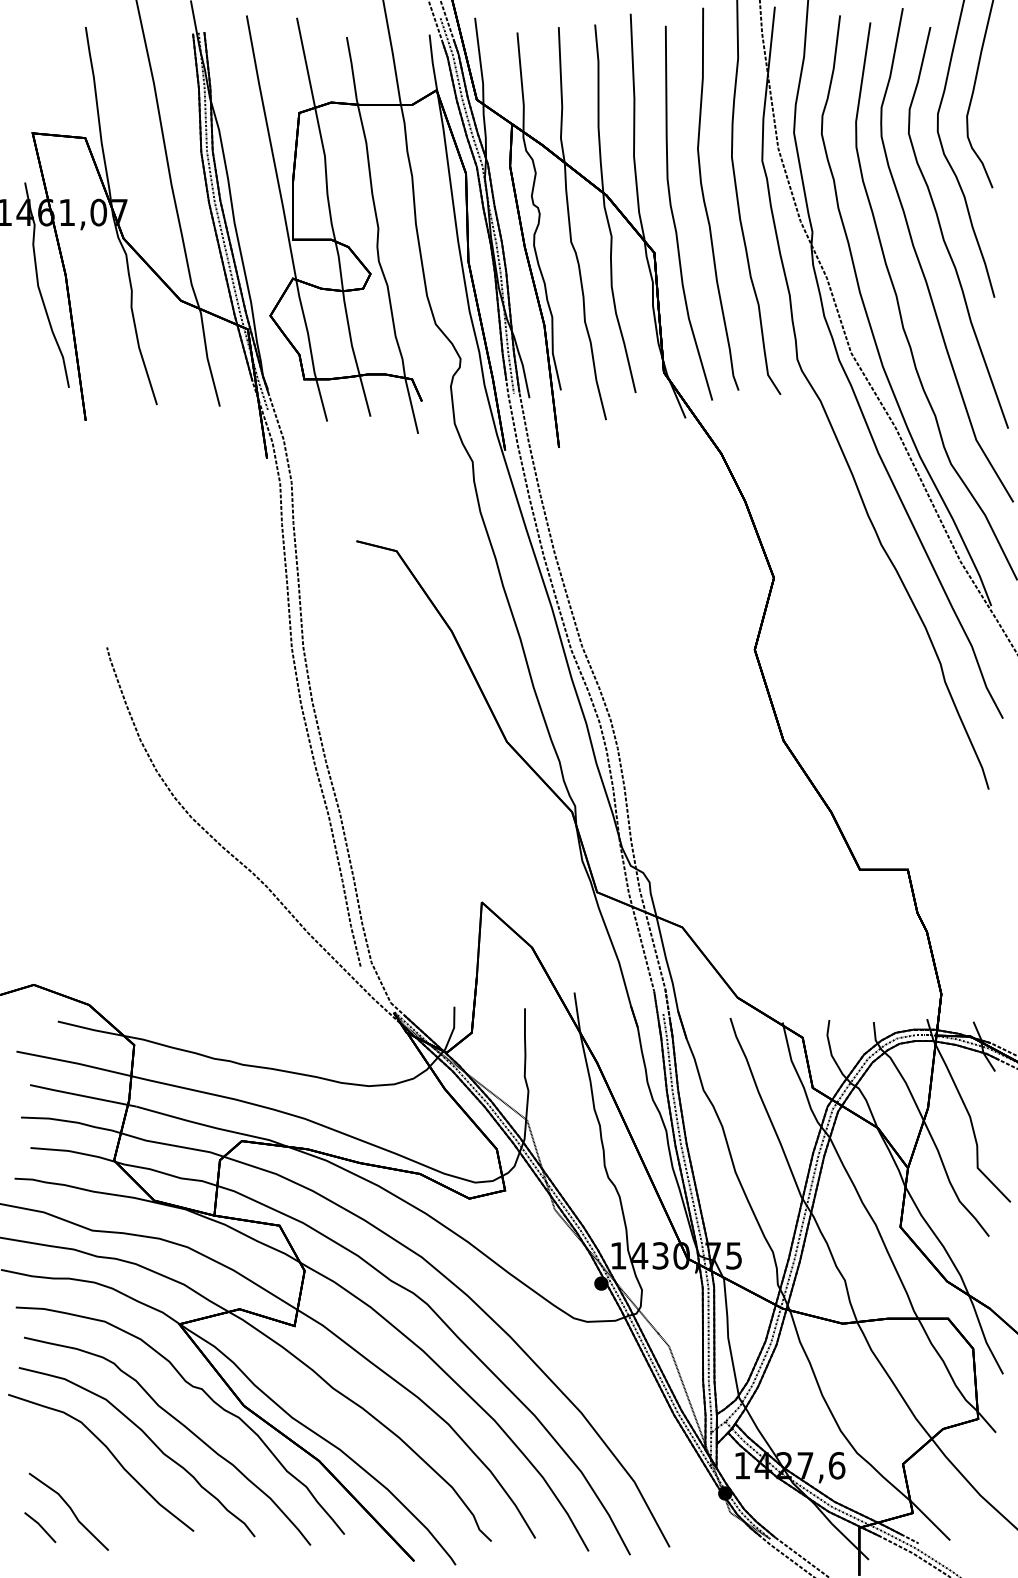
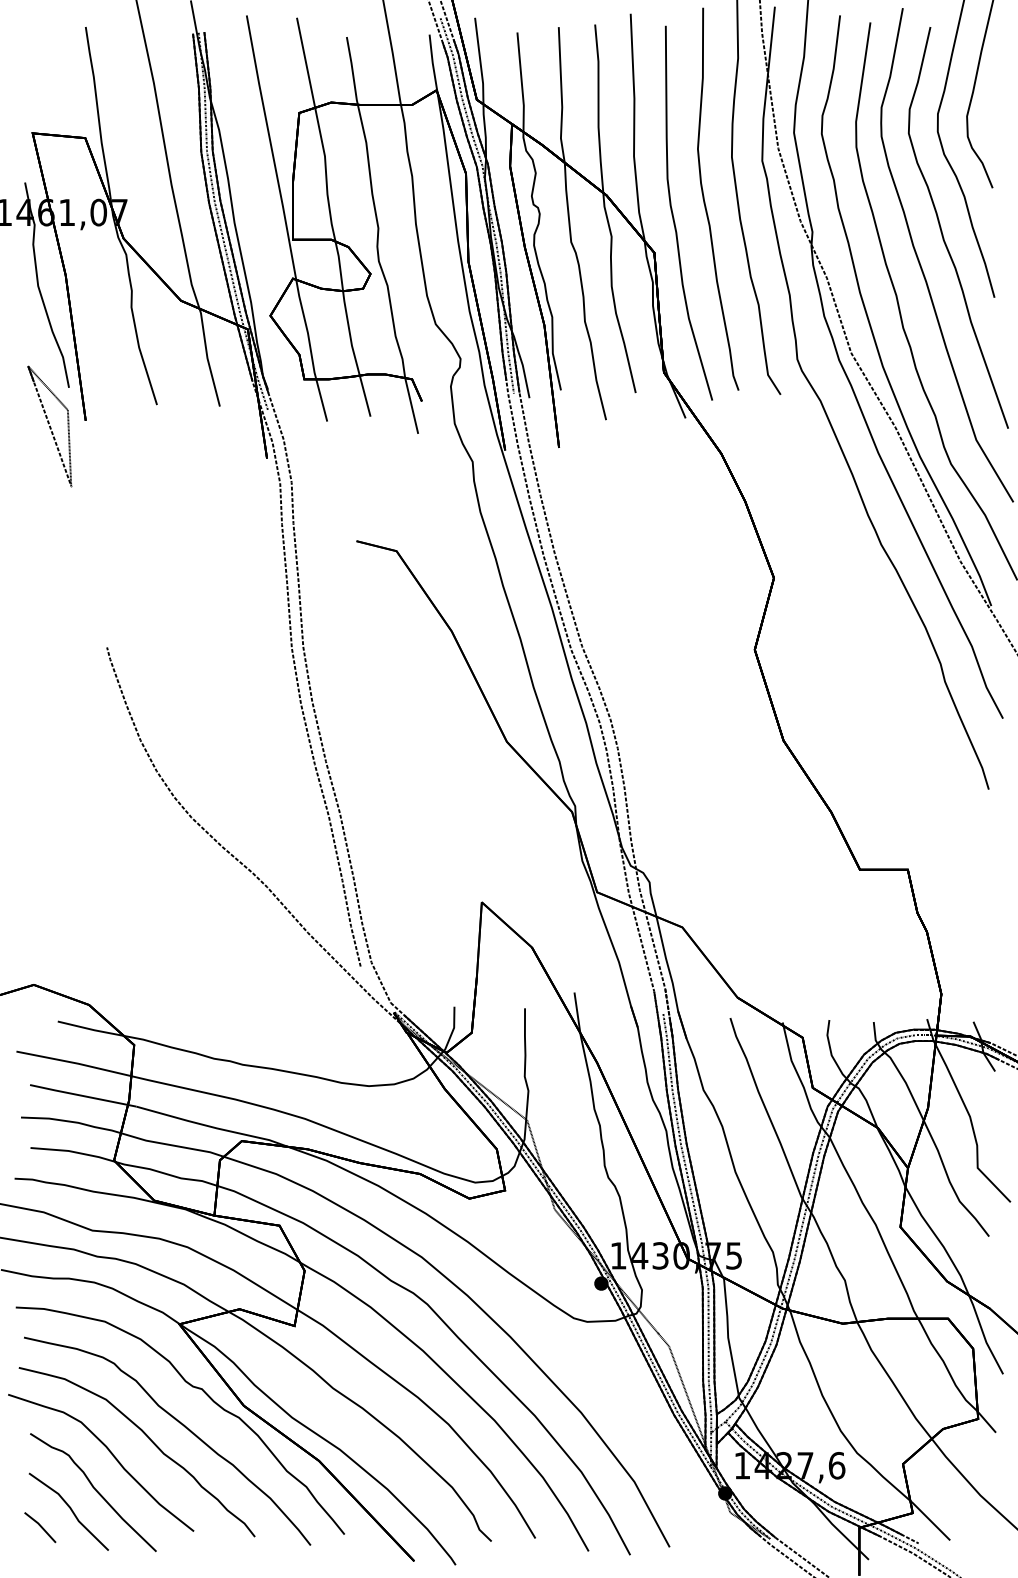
part: none -> present (49, 426)
curve: none -> present (95, 1490)
